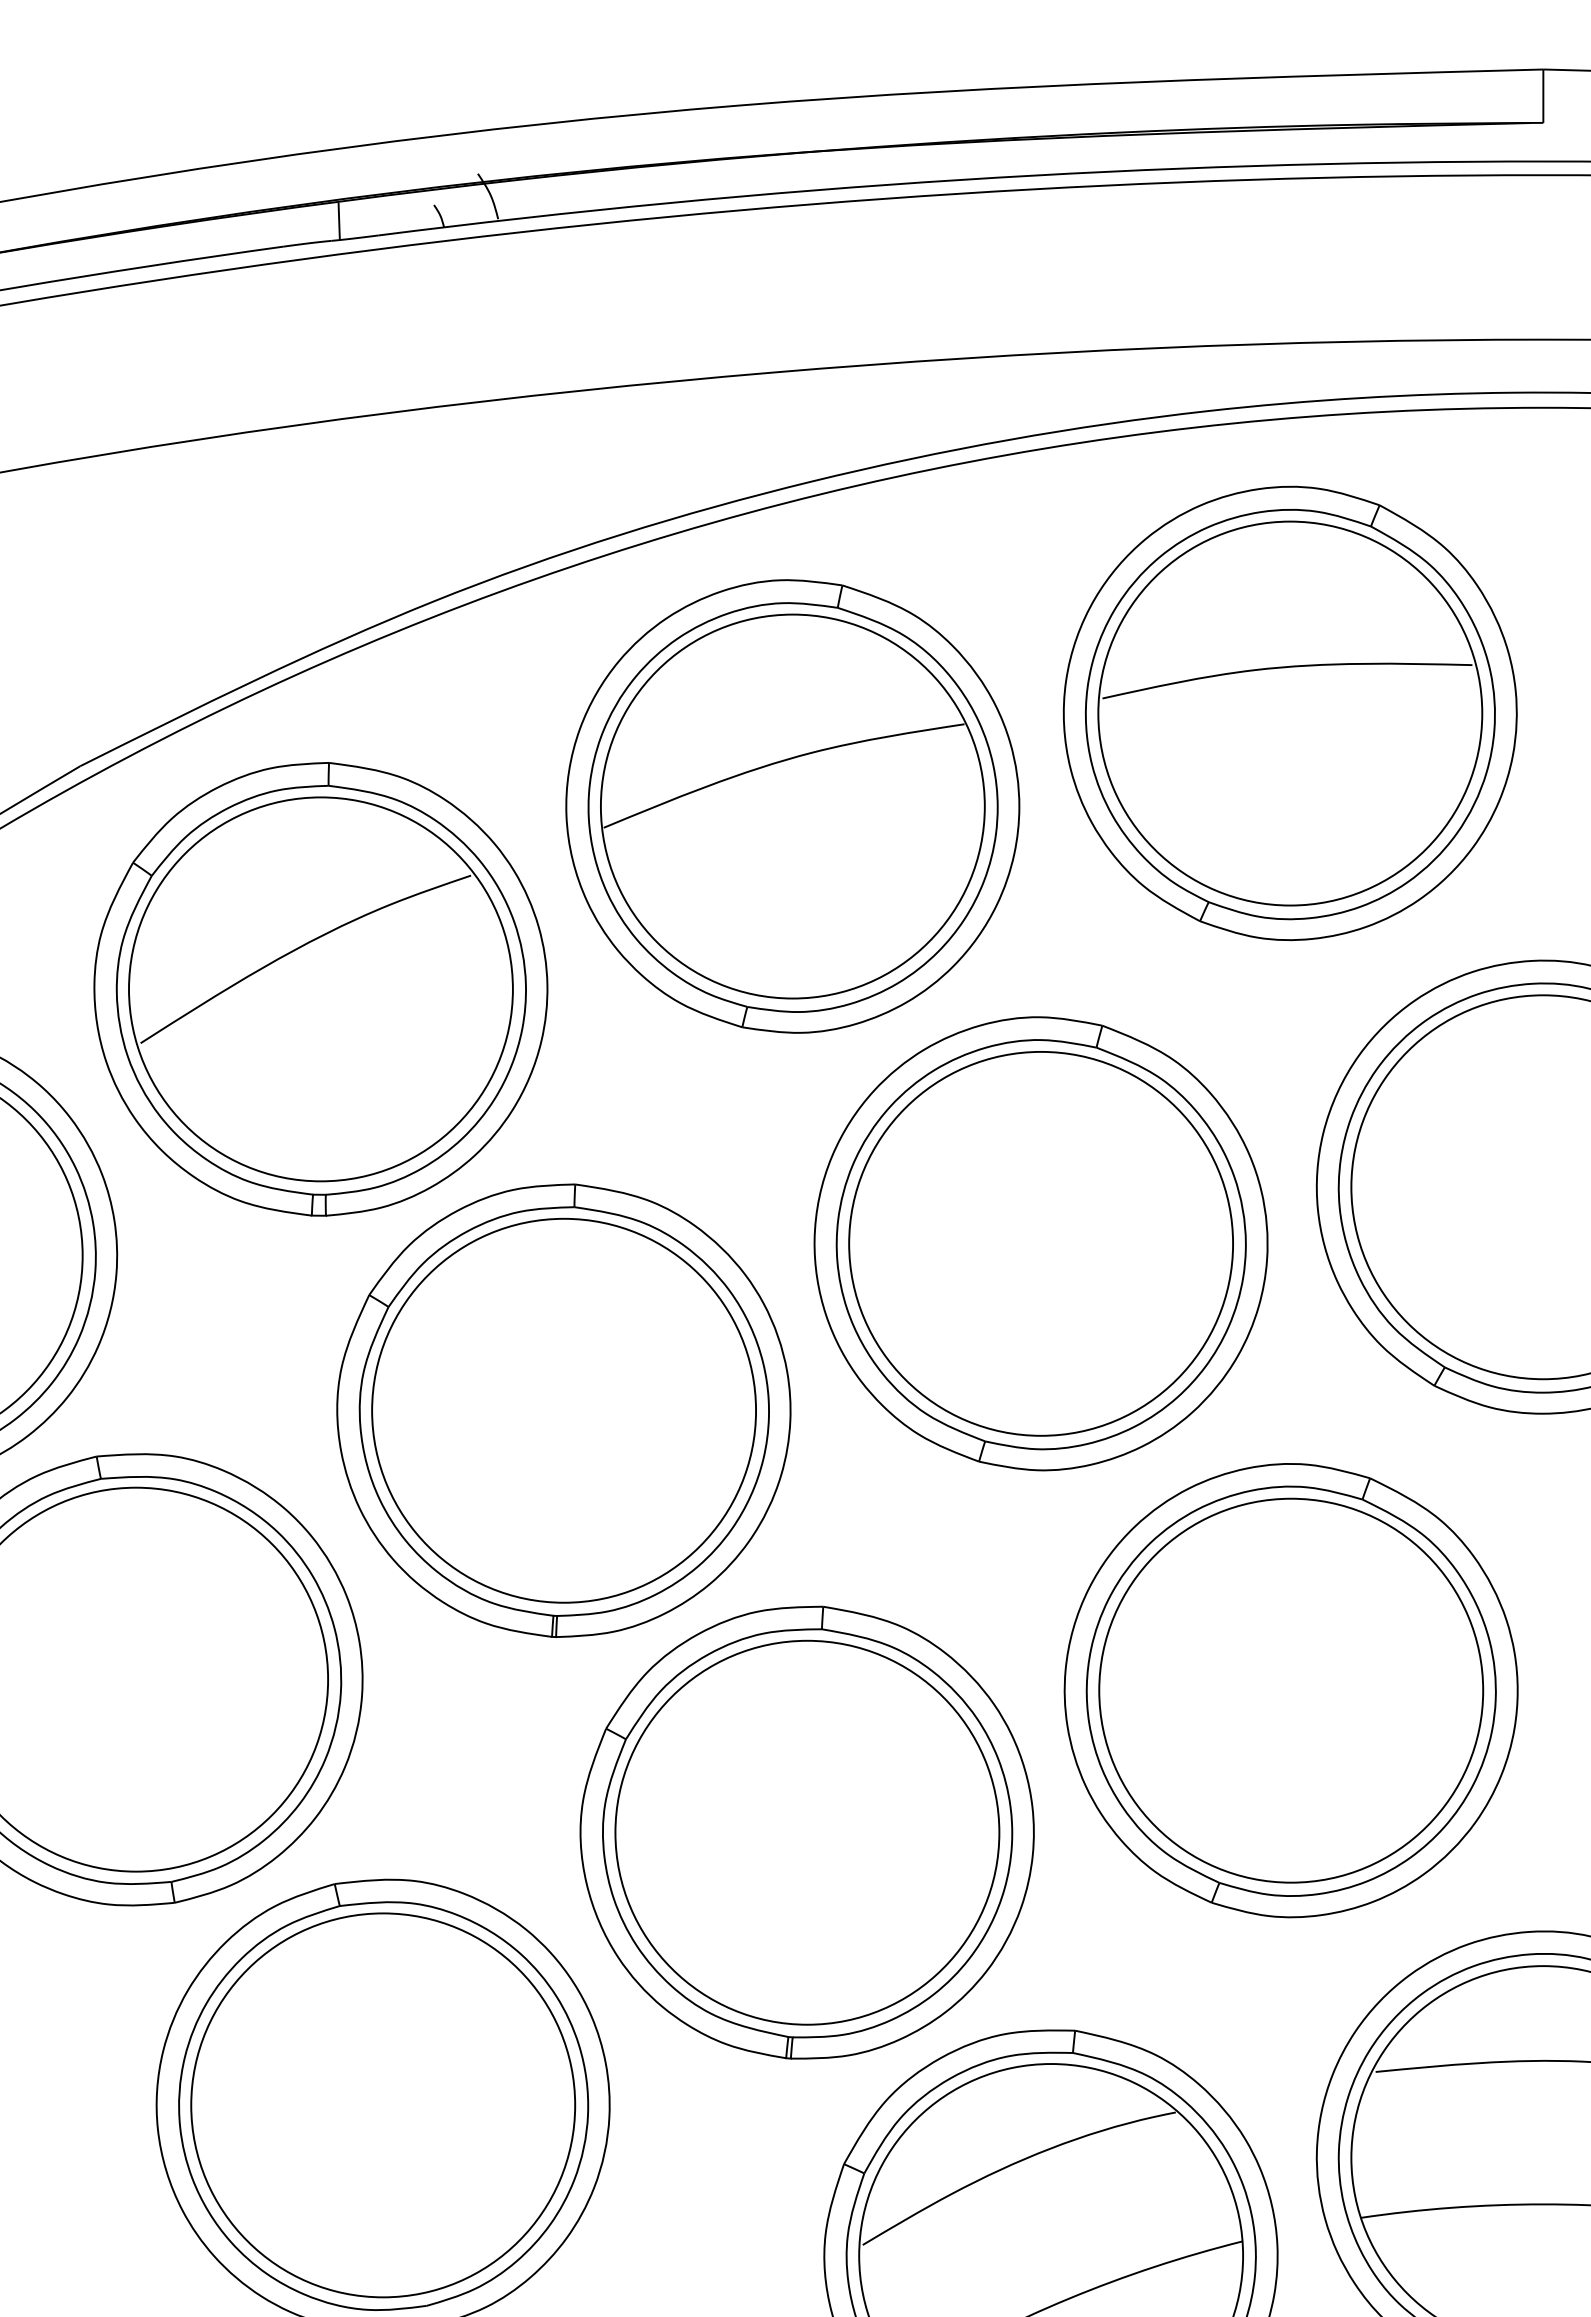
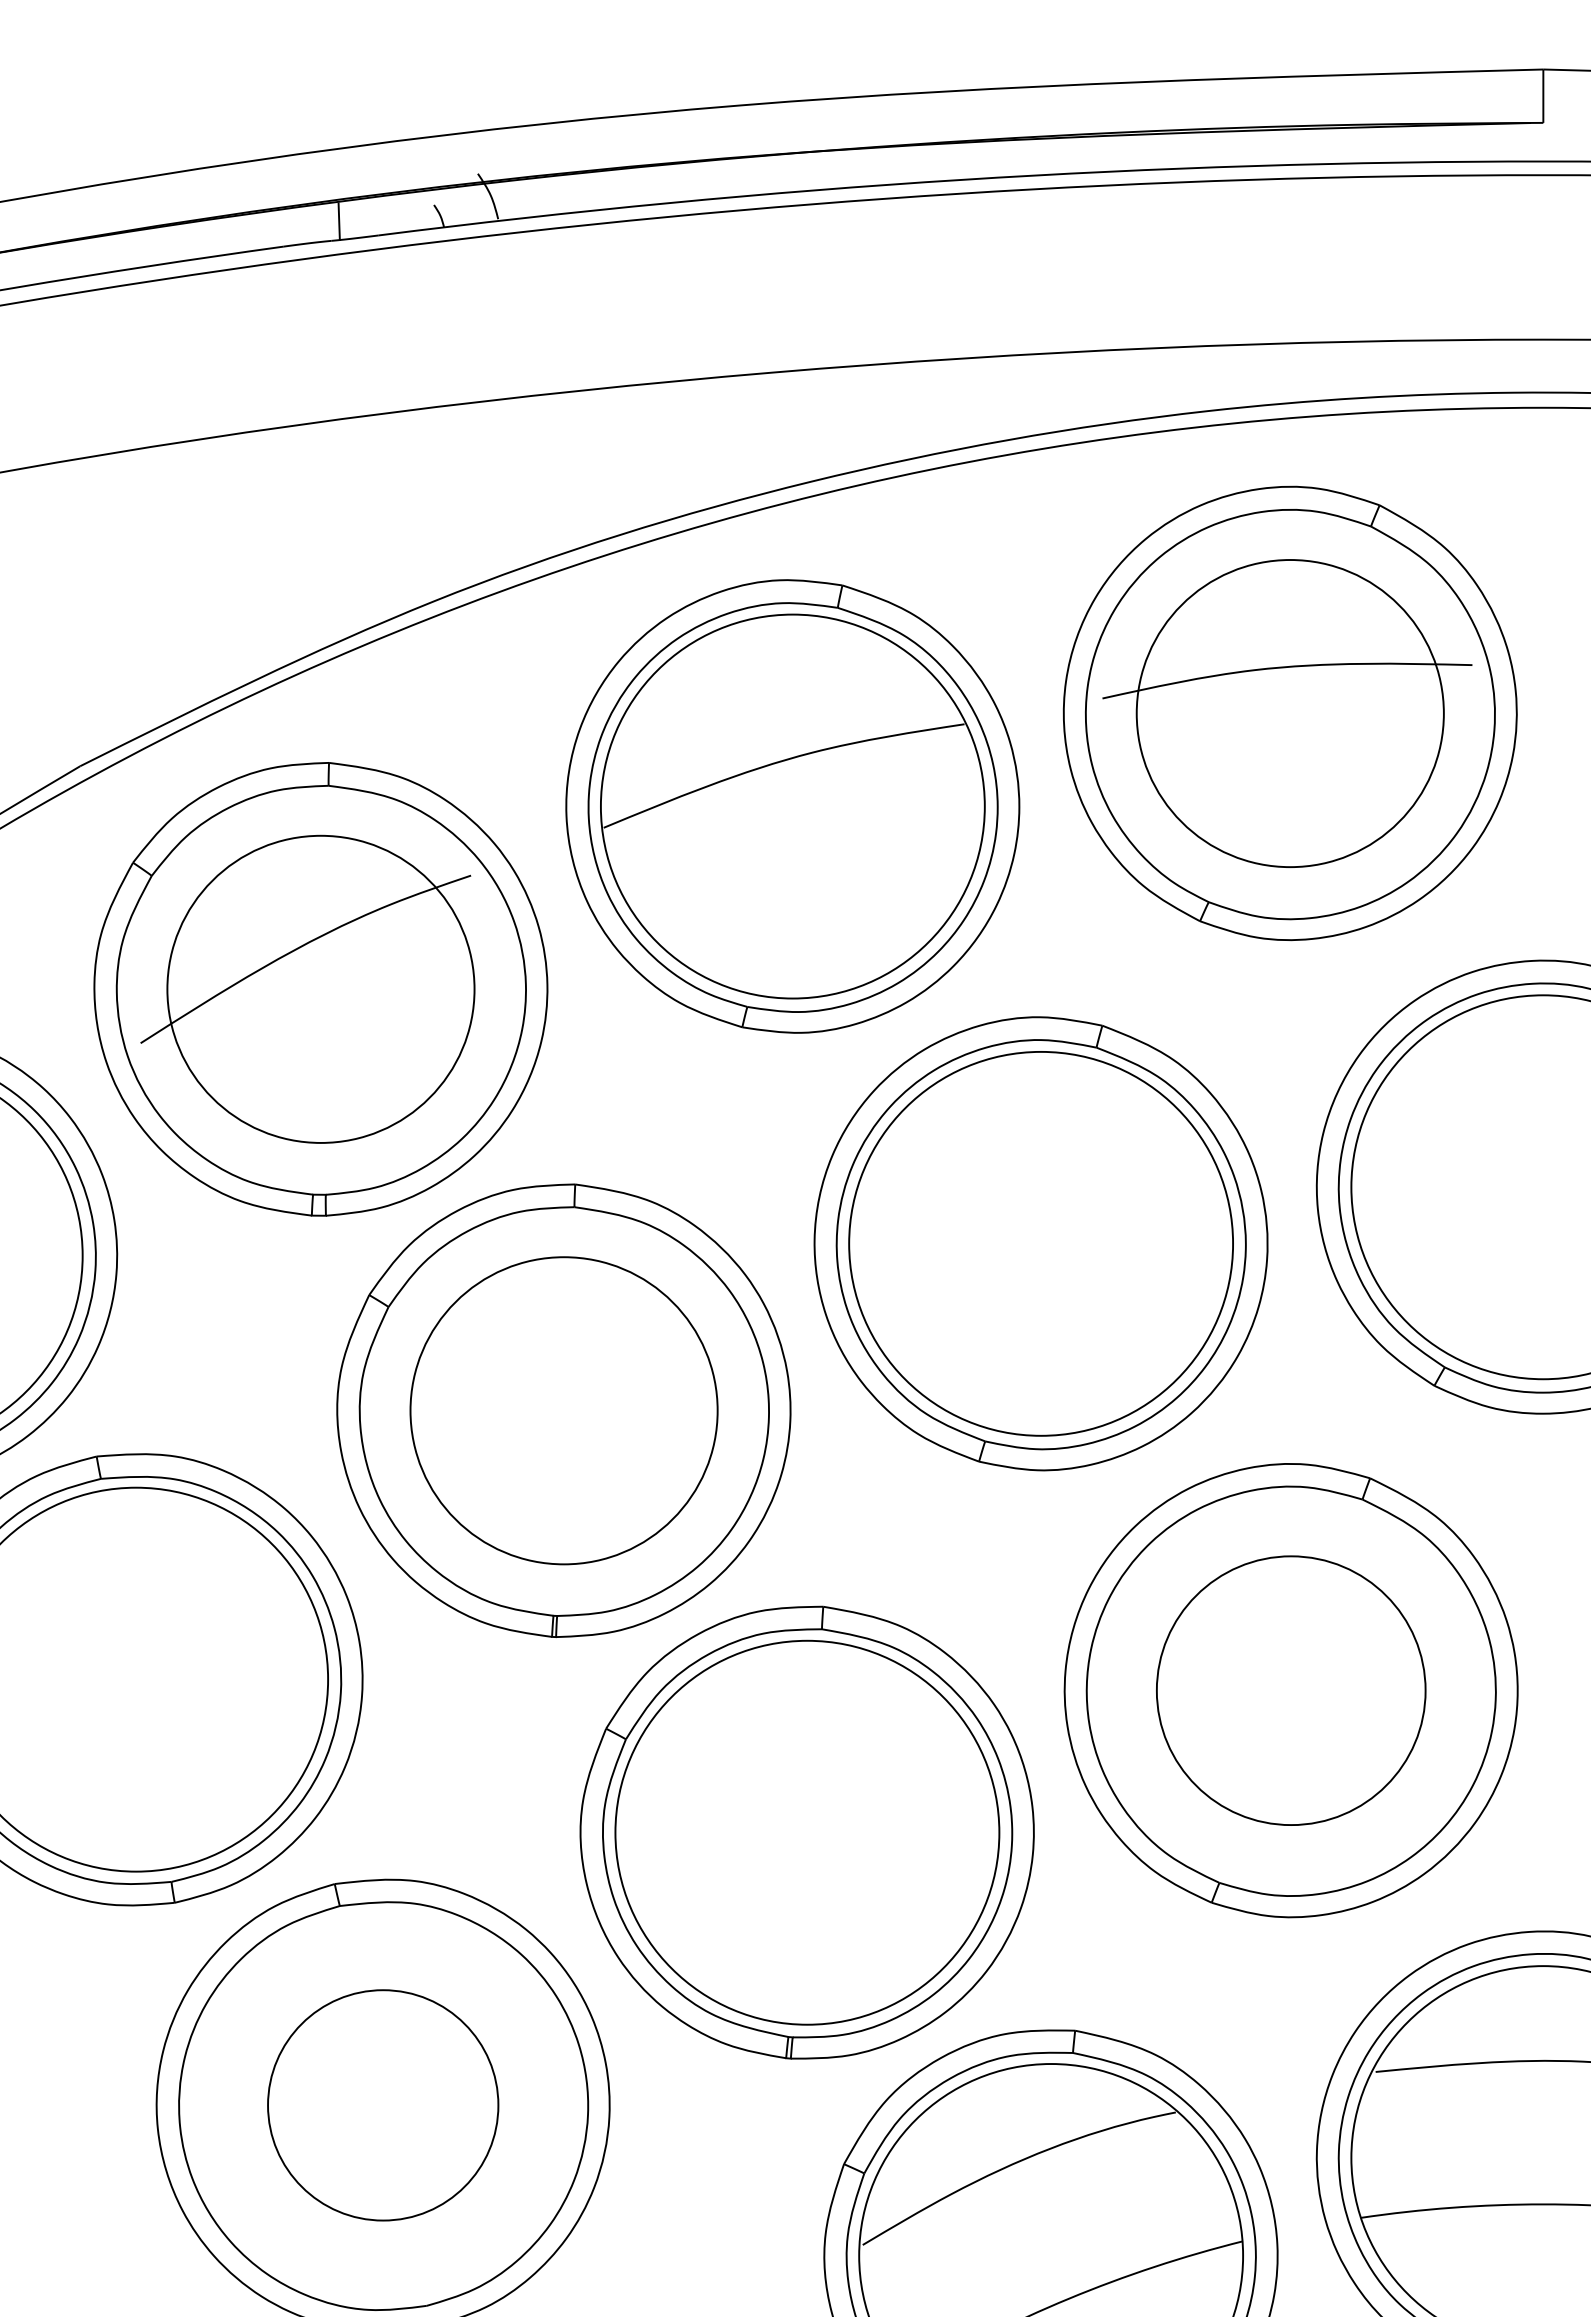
circle diameter: 384 px -> 307 px (1289, 713)
circle diameter: 384 px -> 307 px (320, 988)
circle diameter: 384 px -> 307 px (563, 1410)
circle diameter: 384 px -> 269 px (1290, 1690)
circle diameter: 384 px -> 230 px (383, 2105)
